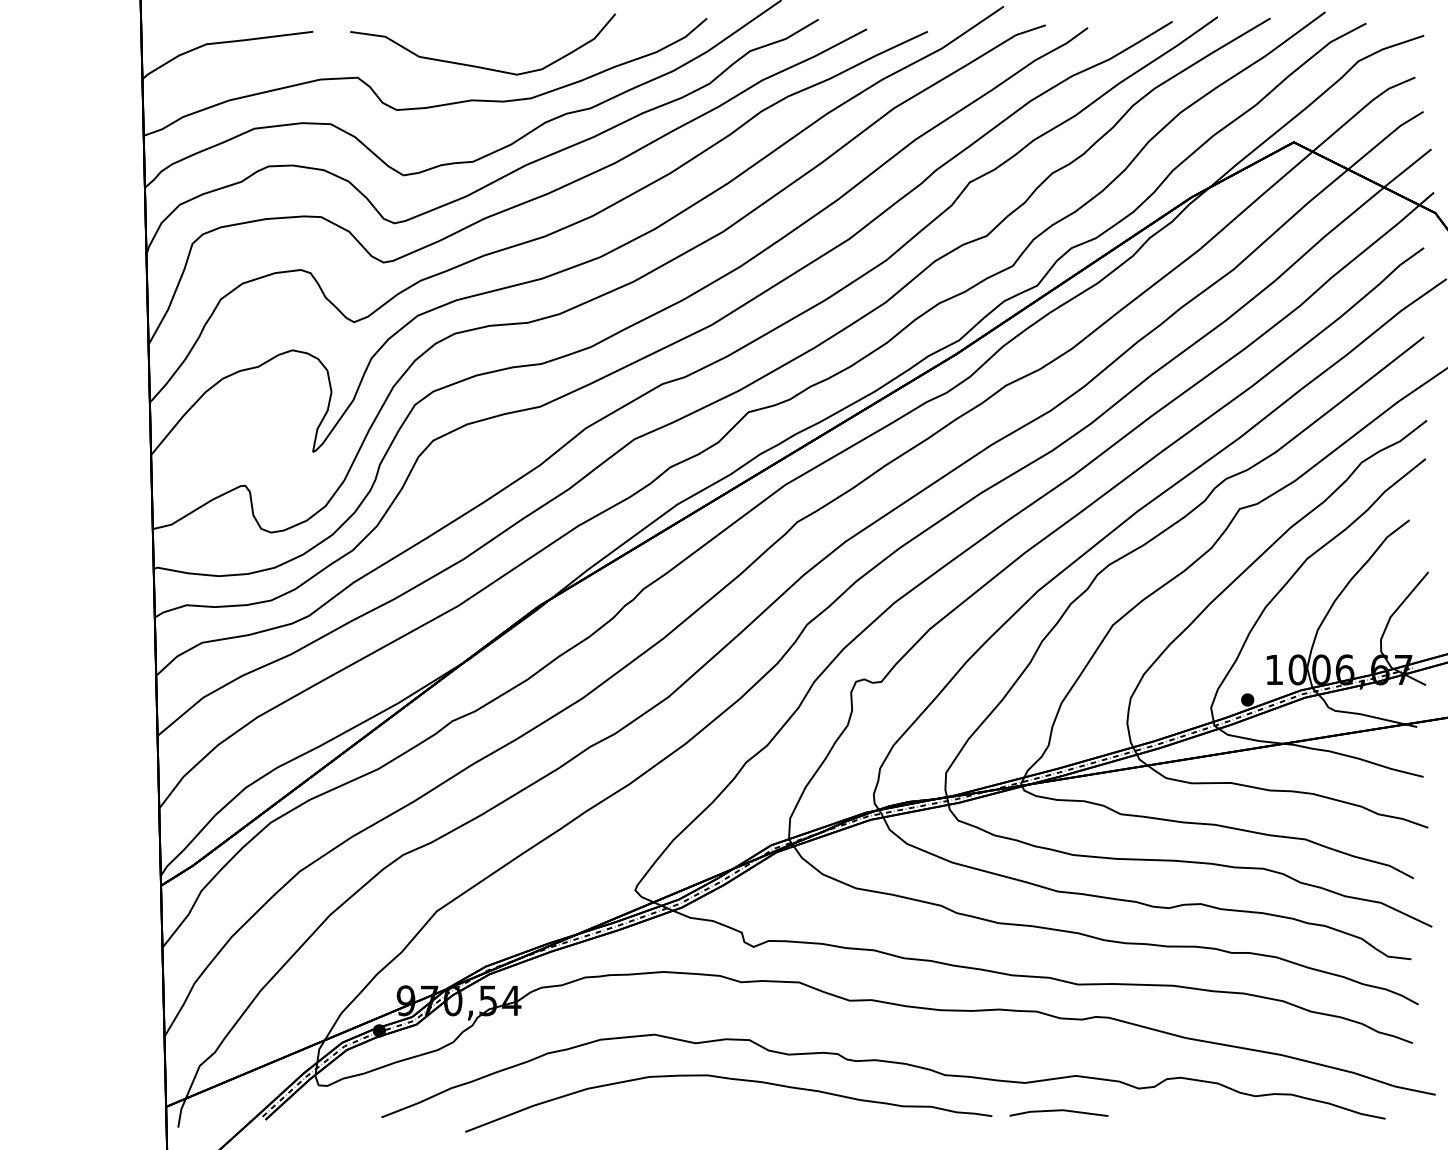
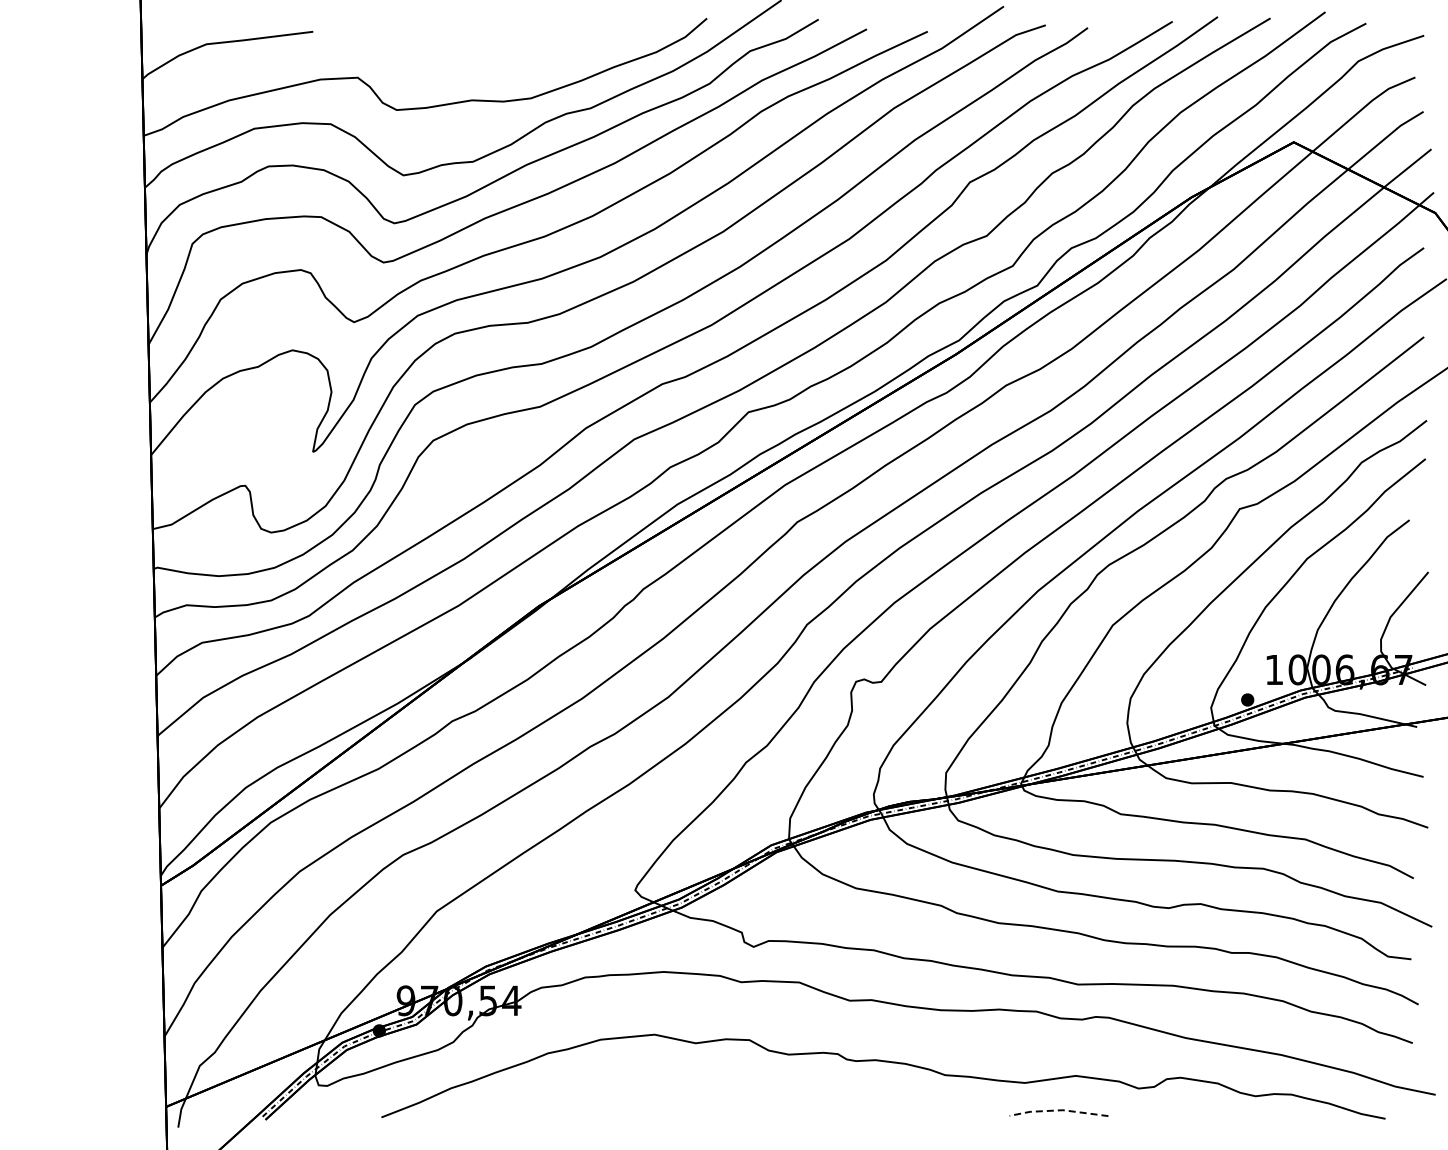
curve: present -> none (481, 66)
curve: present -> none (734, 1080)
line: solid -> dashed (1058, 1110)
